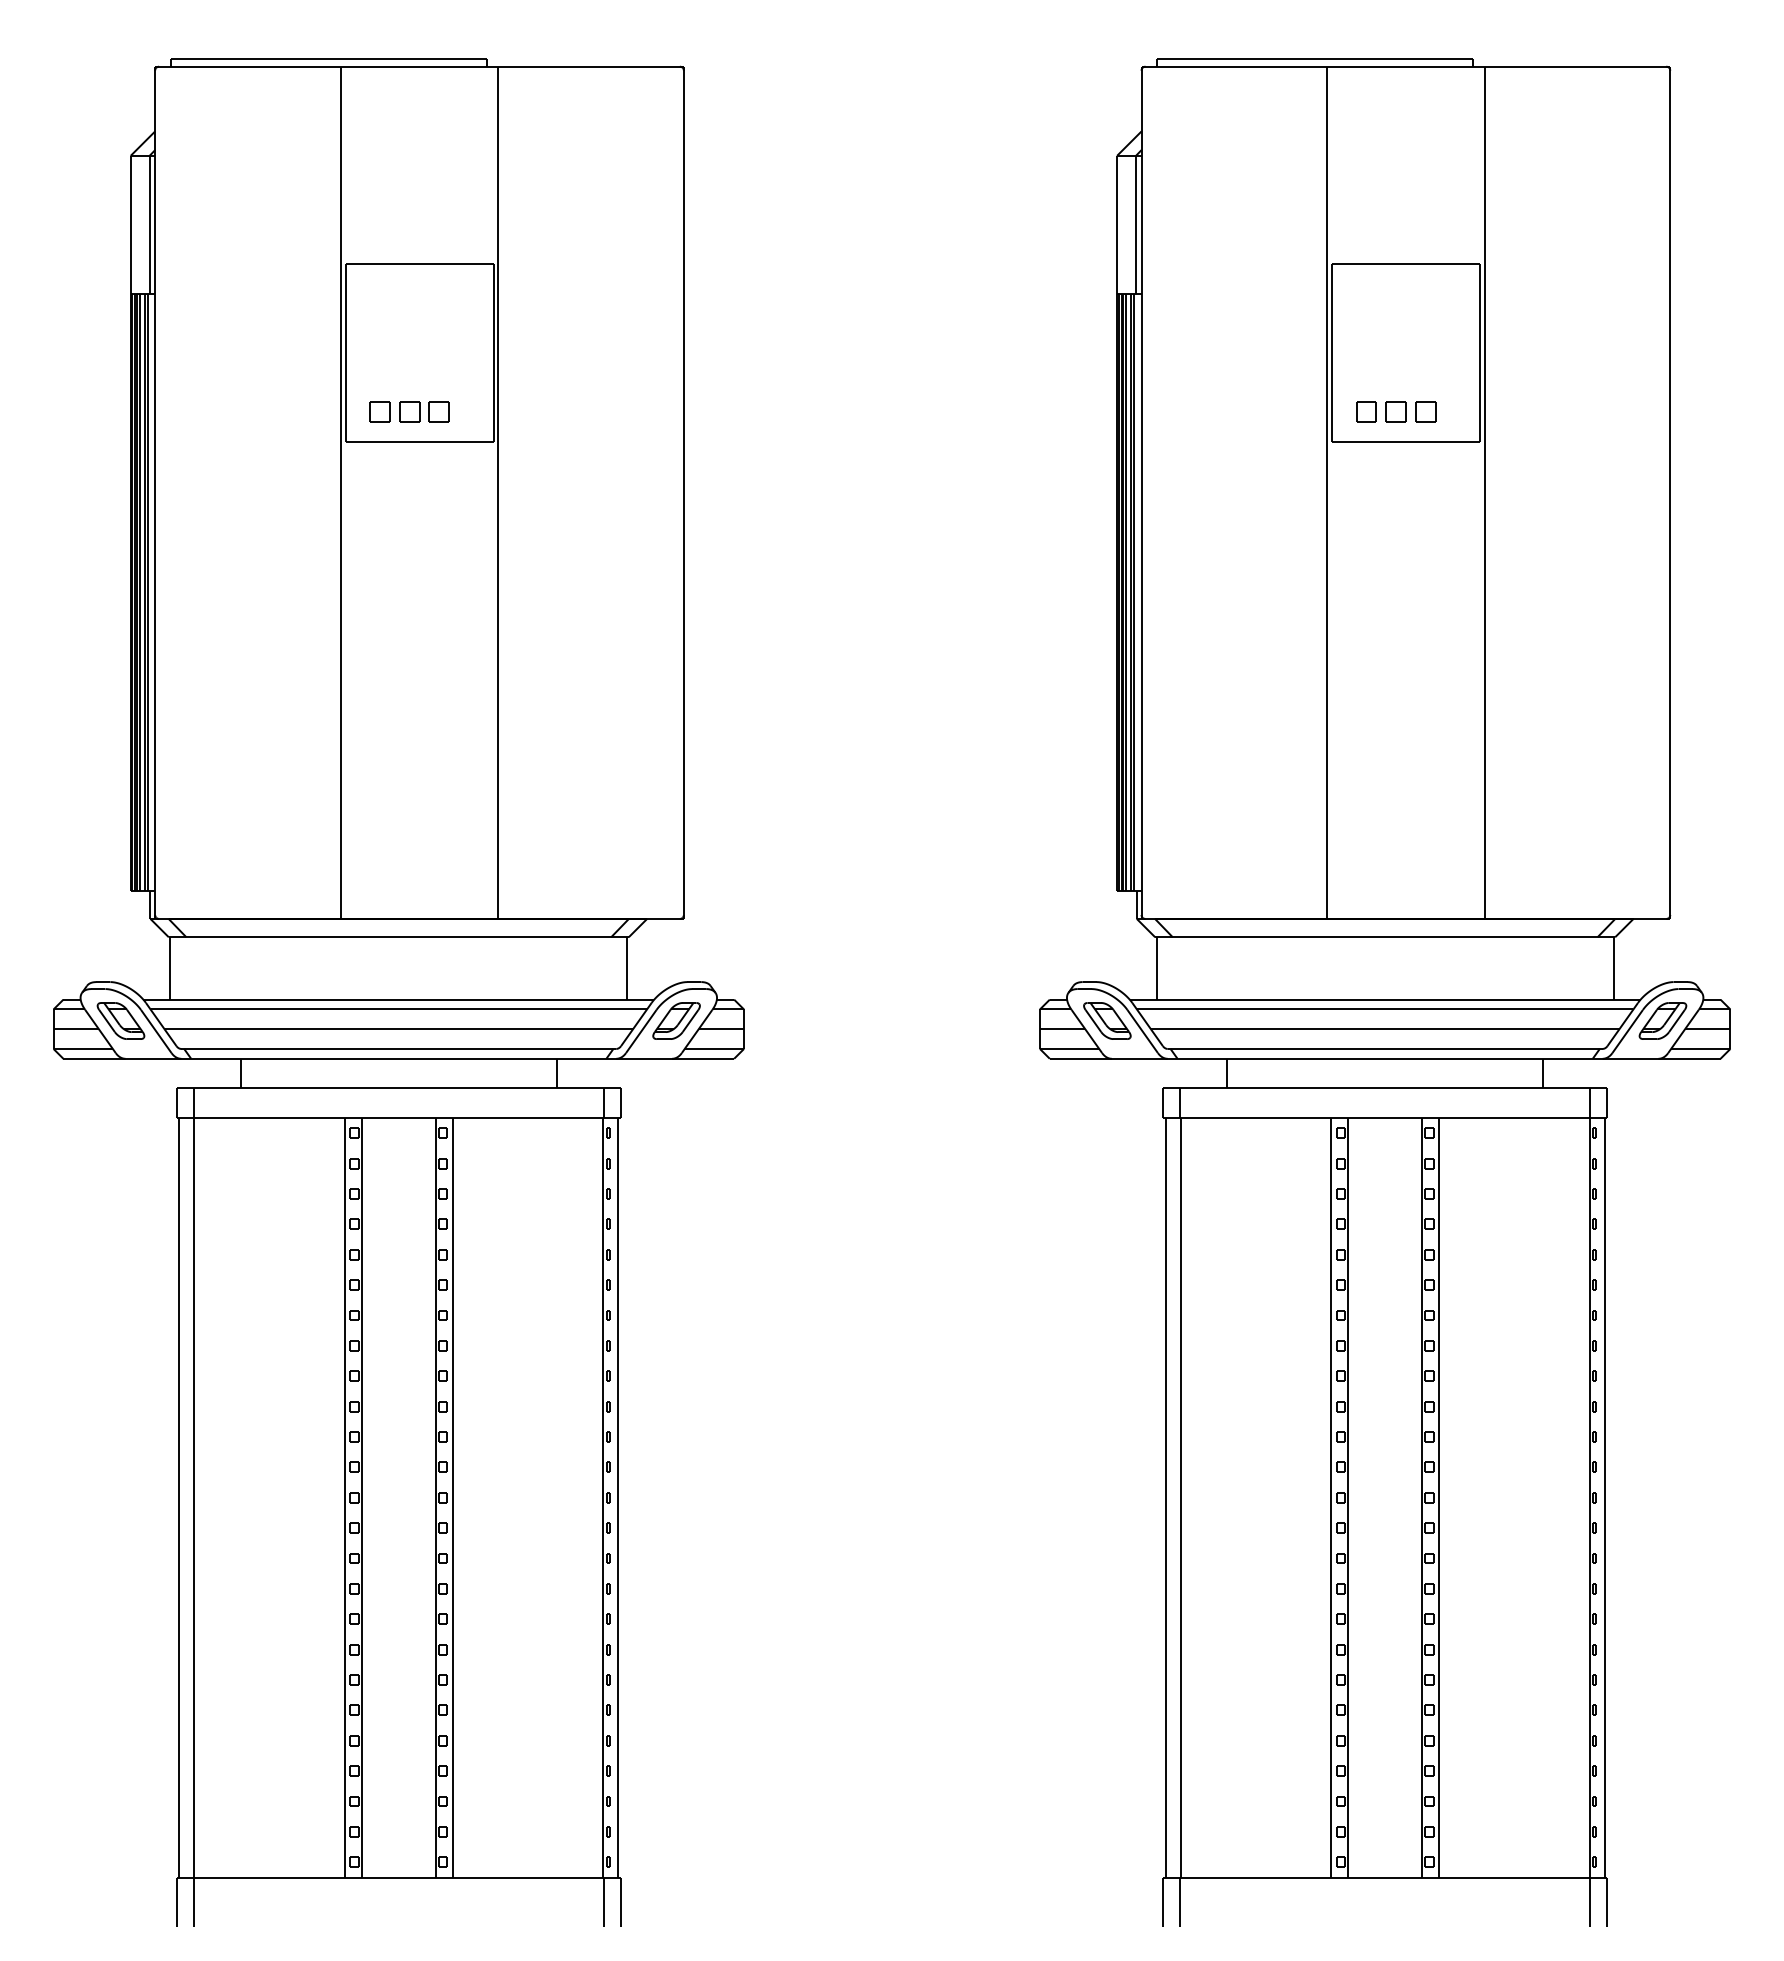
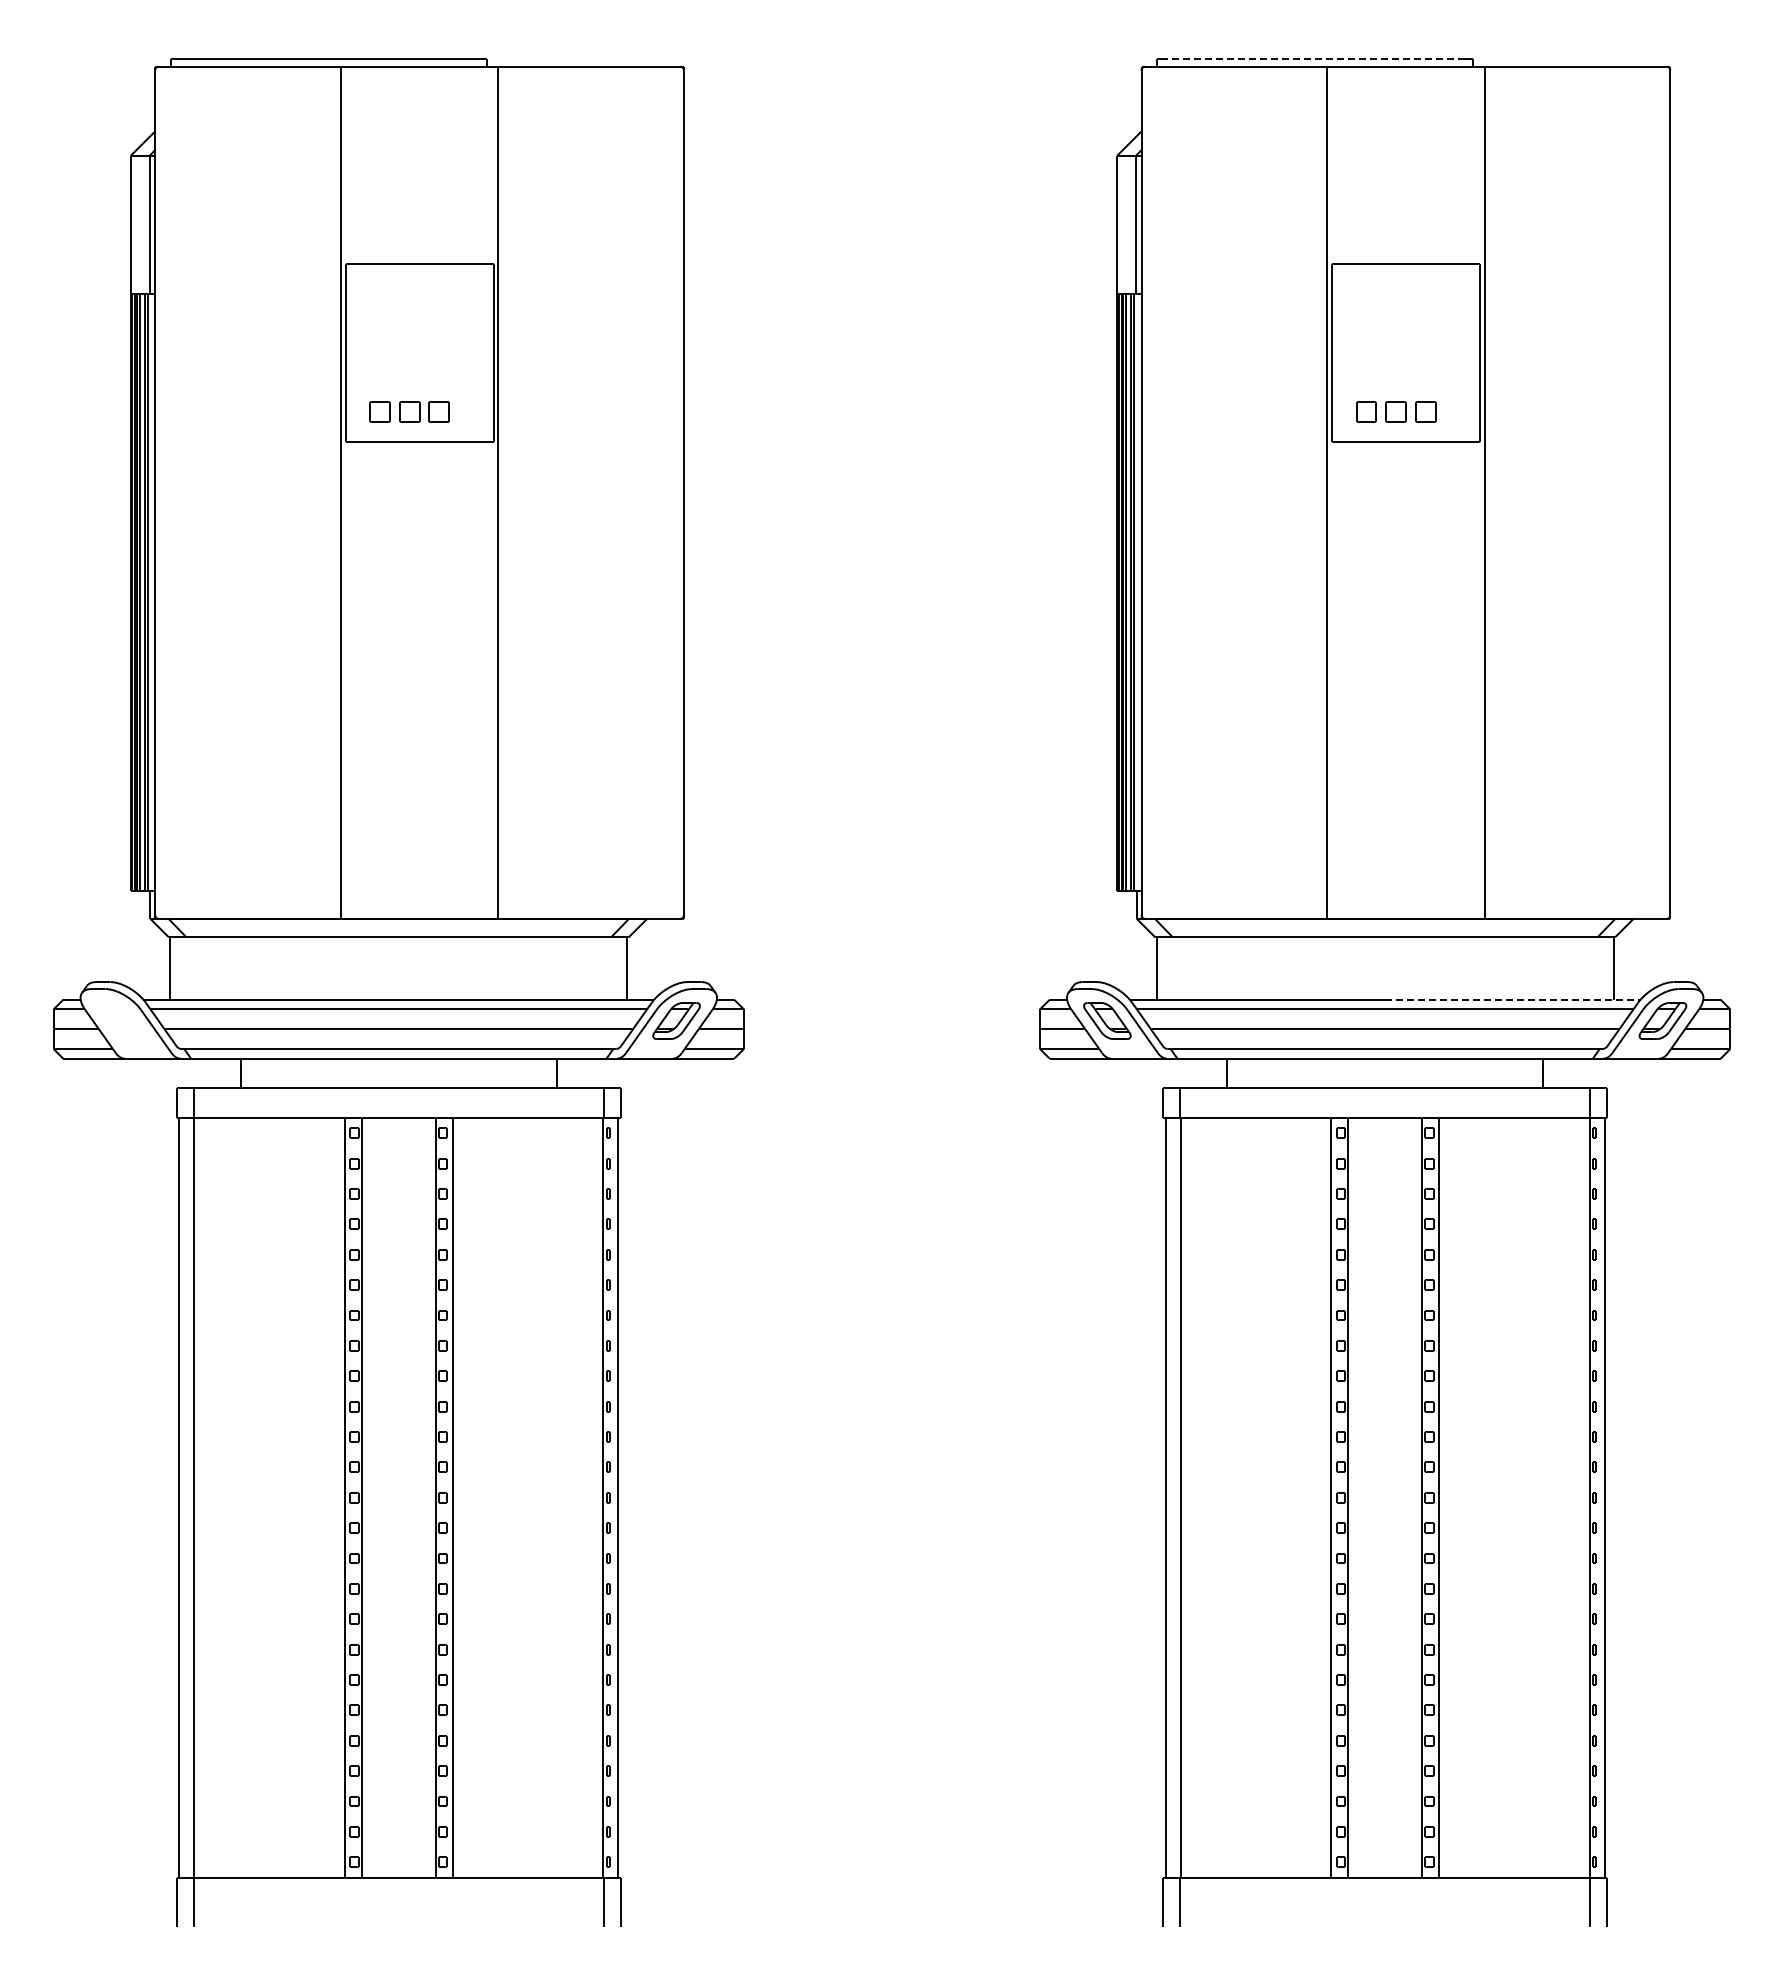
line: solid -> dashed (1315, 58)
line: solid -> dashed (1512, 999)
part: present -> none (120, 1020)
